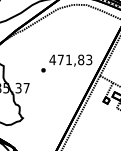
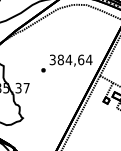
text: 471,83 -> 384,64 (70, 59)
